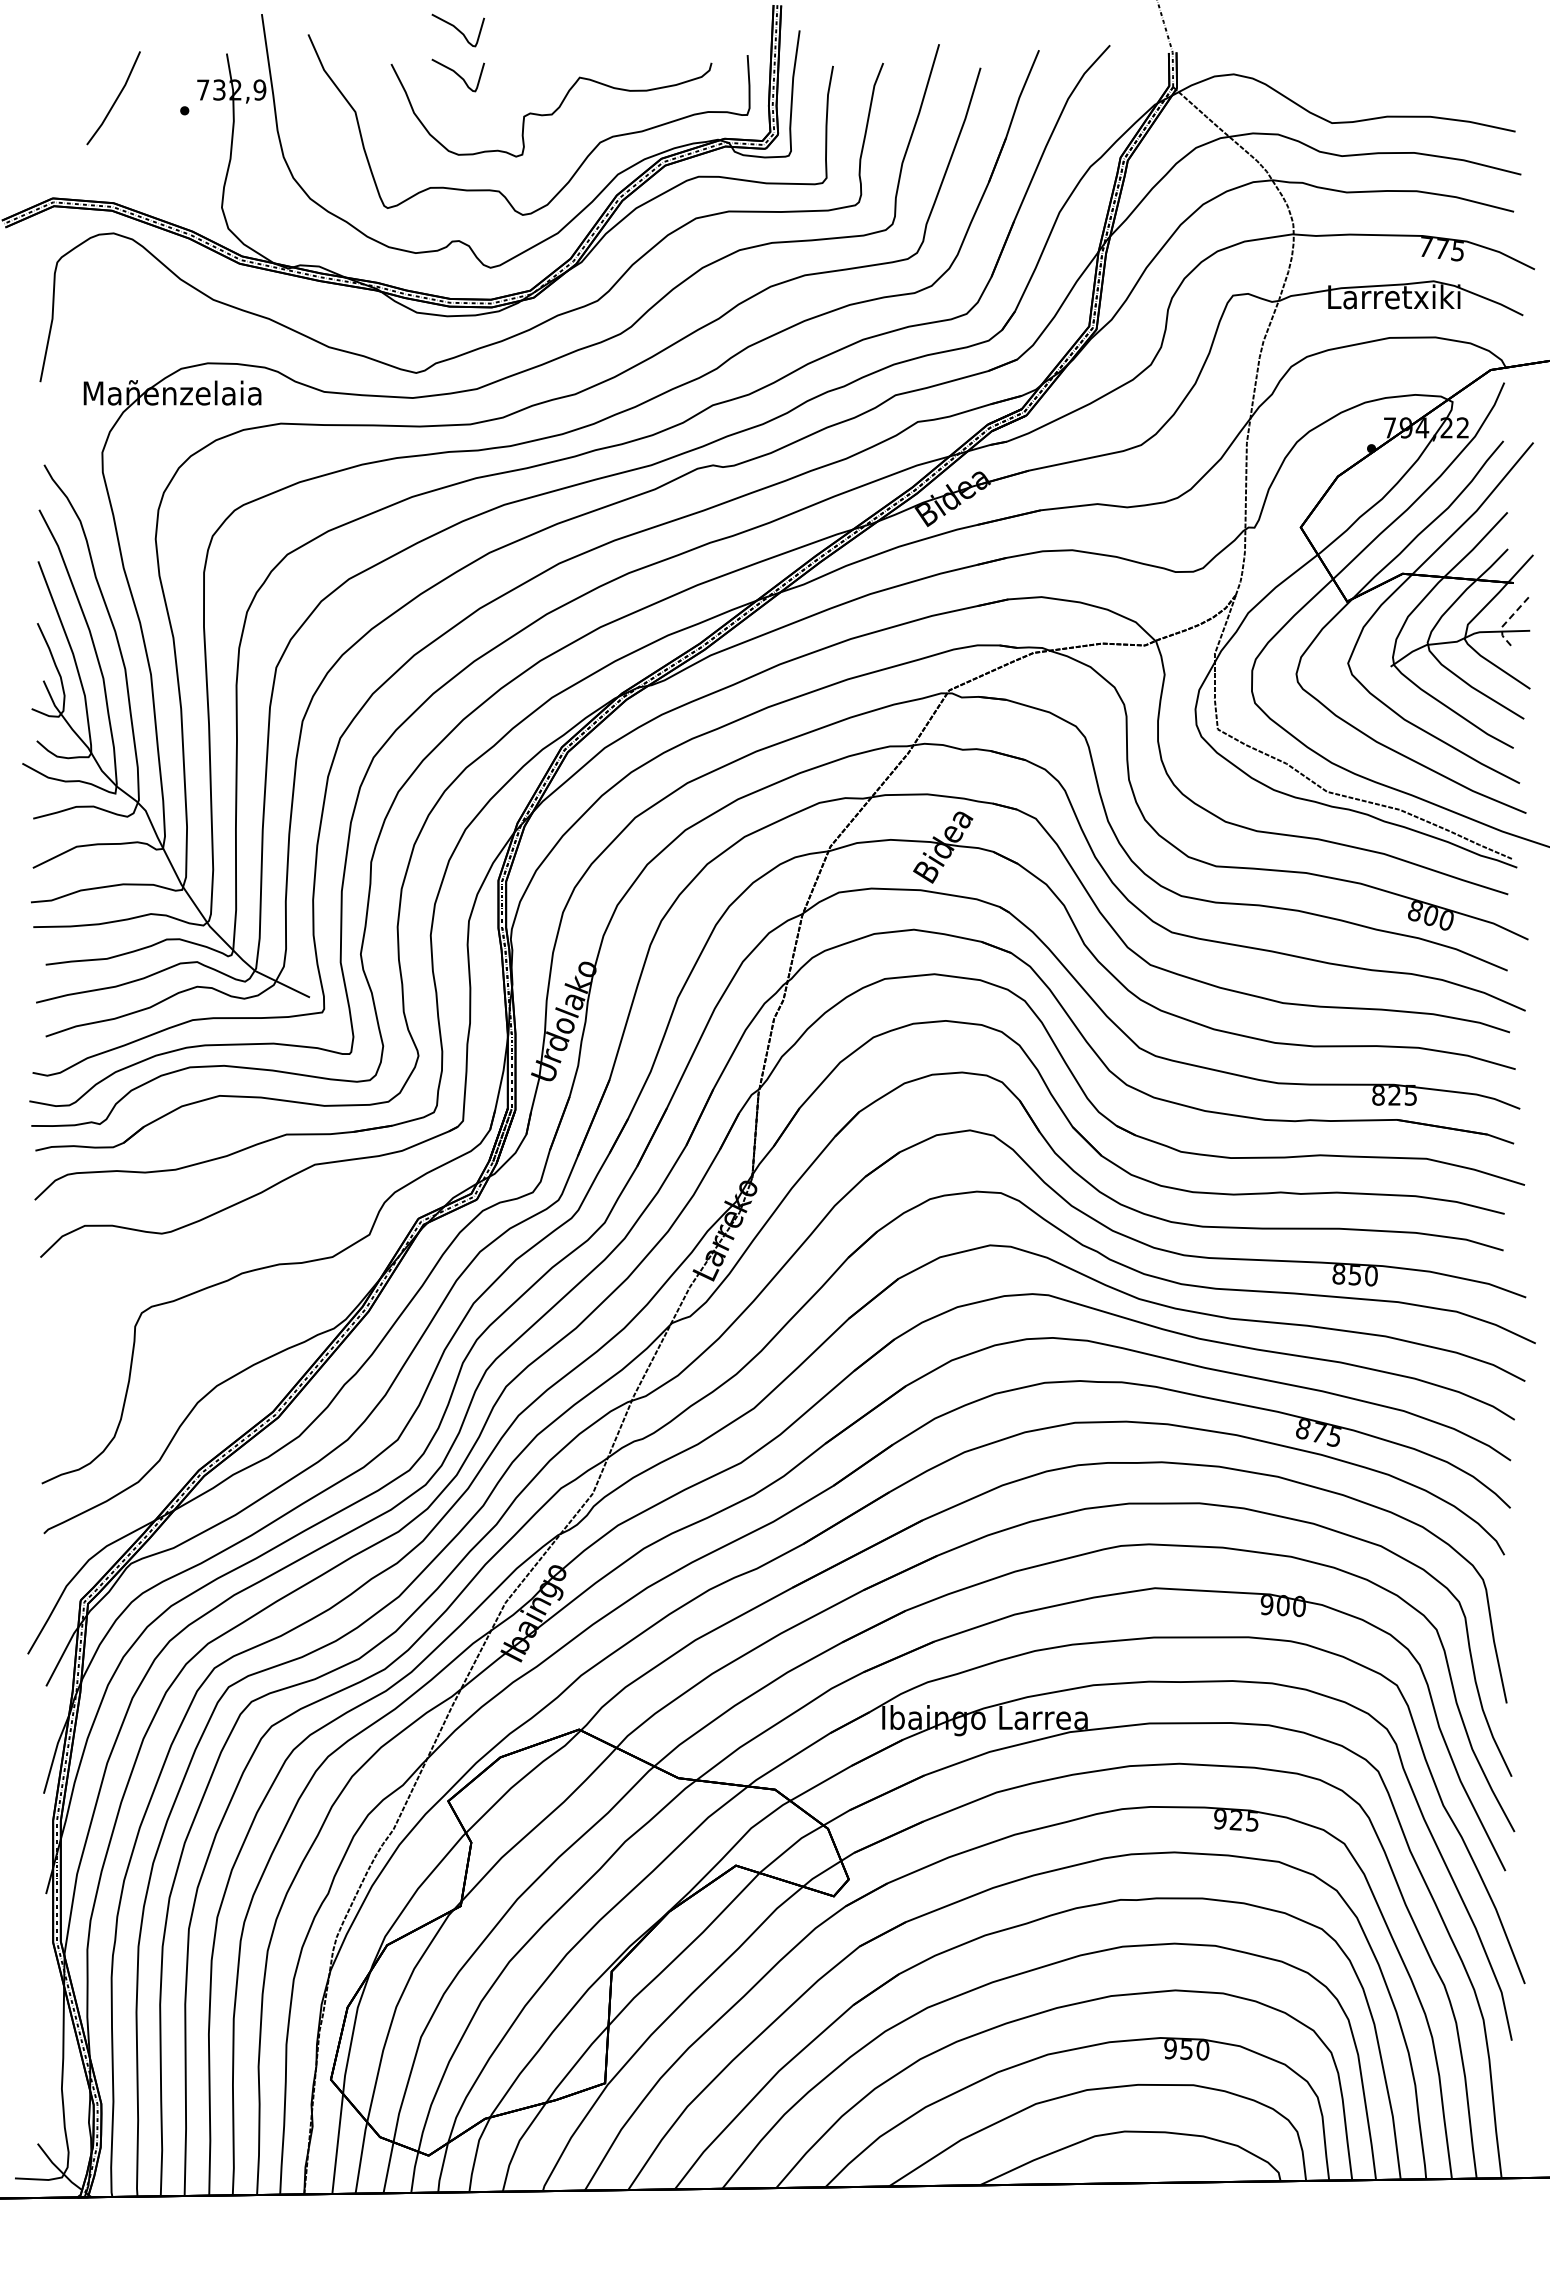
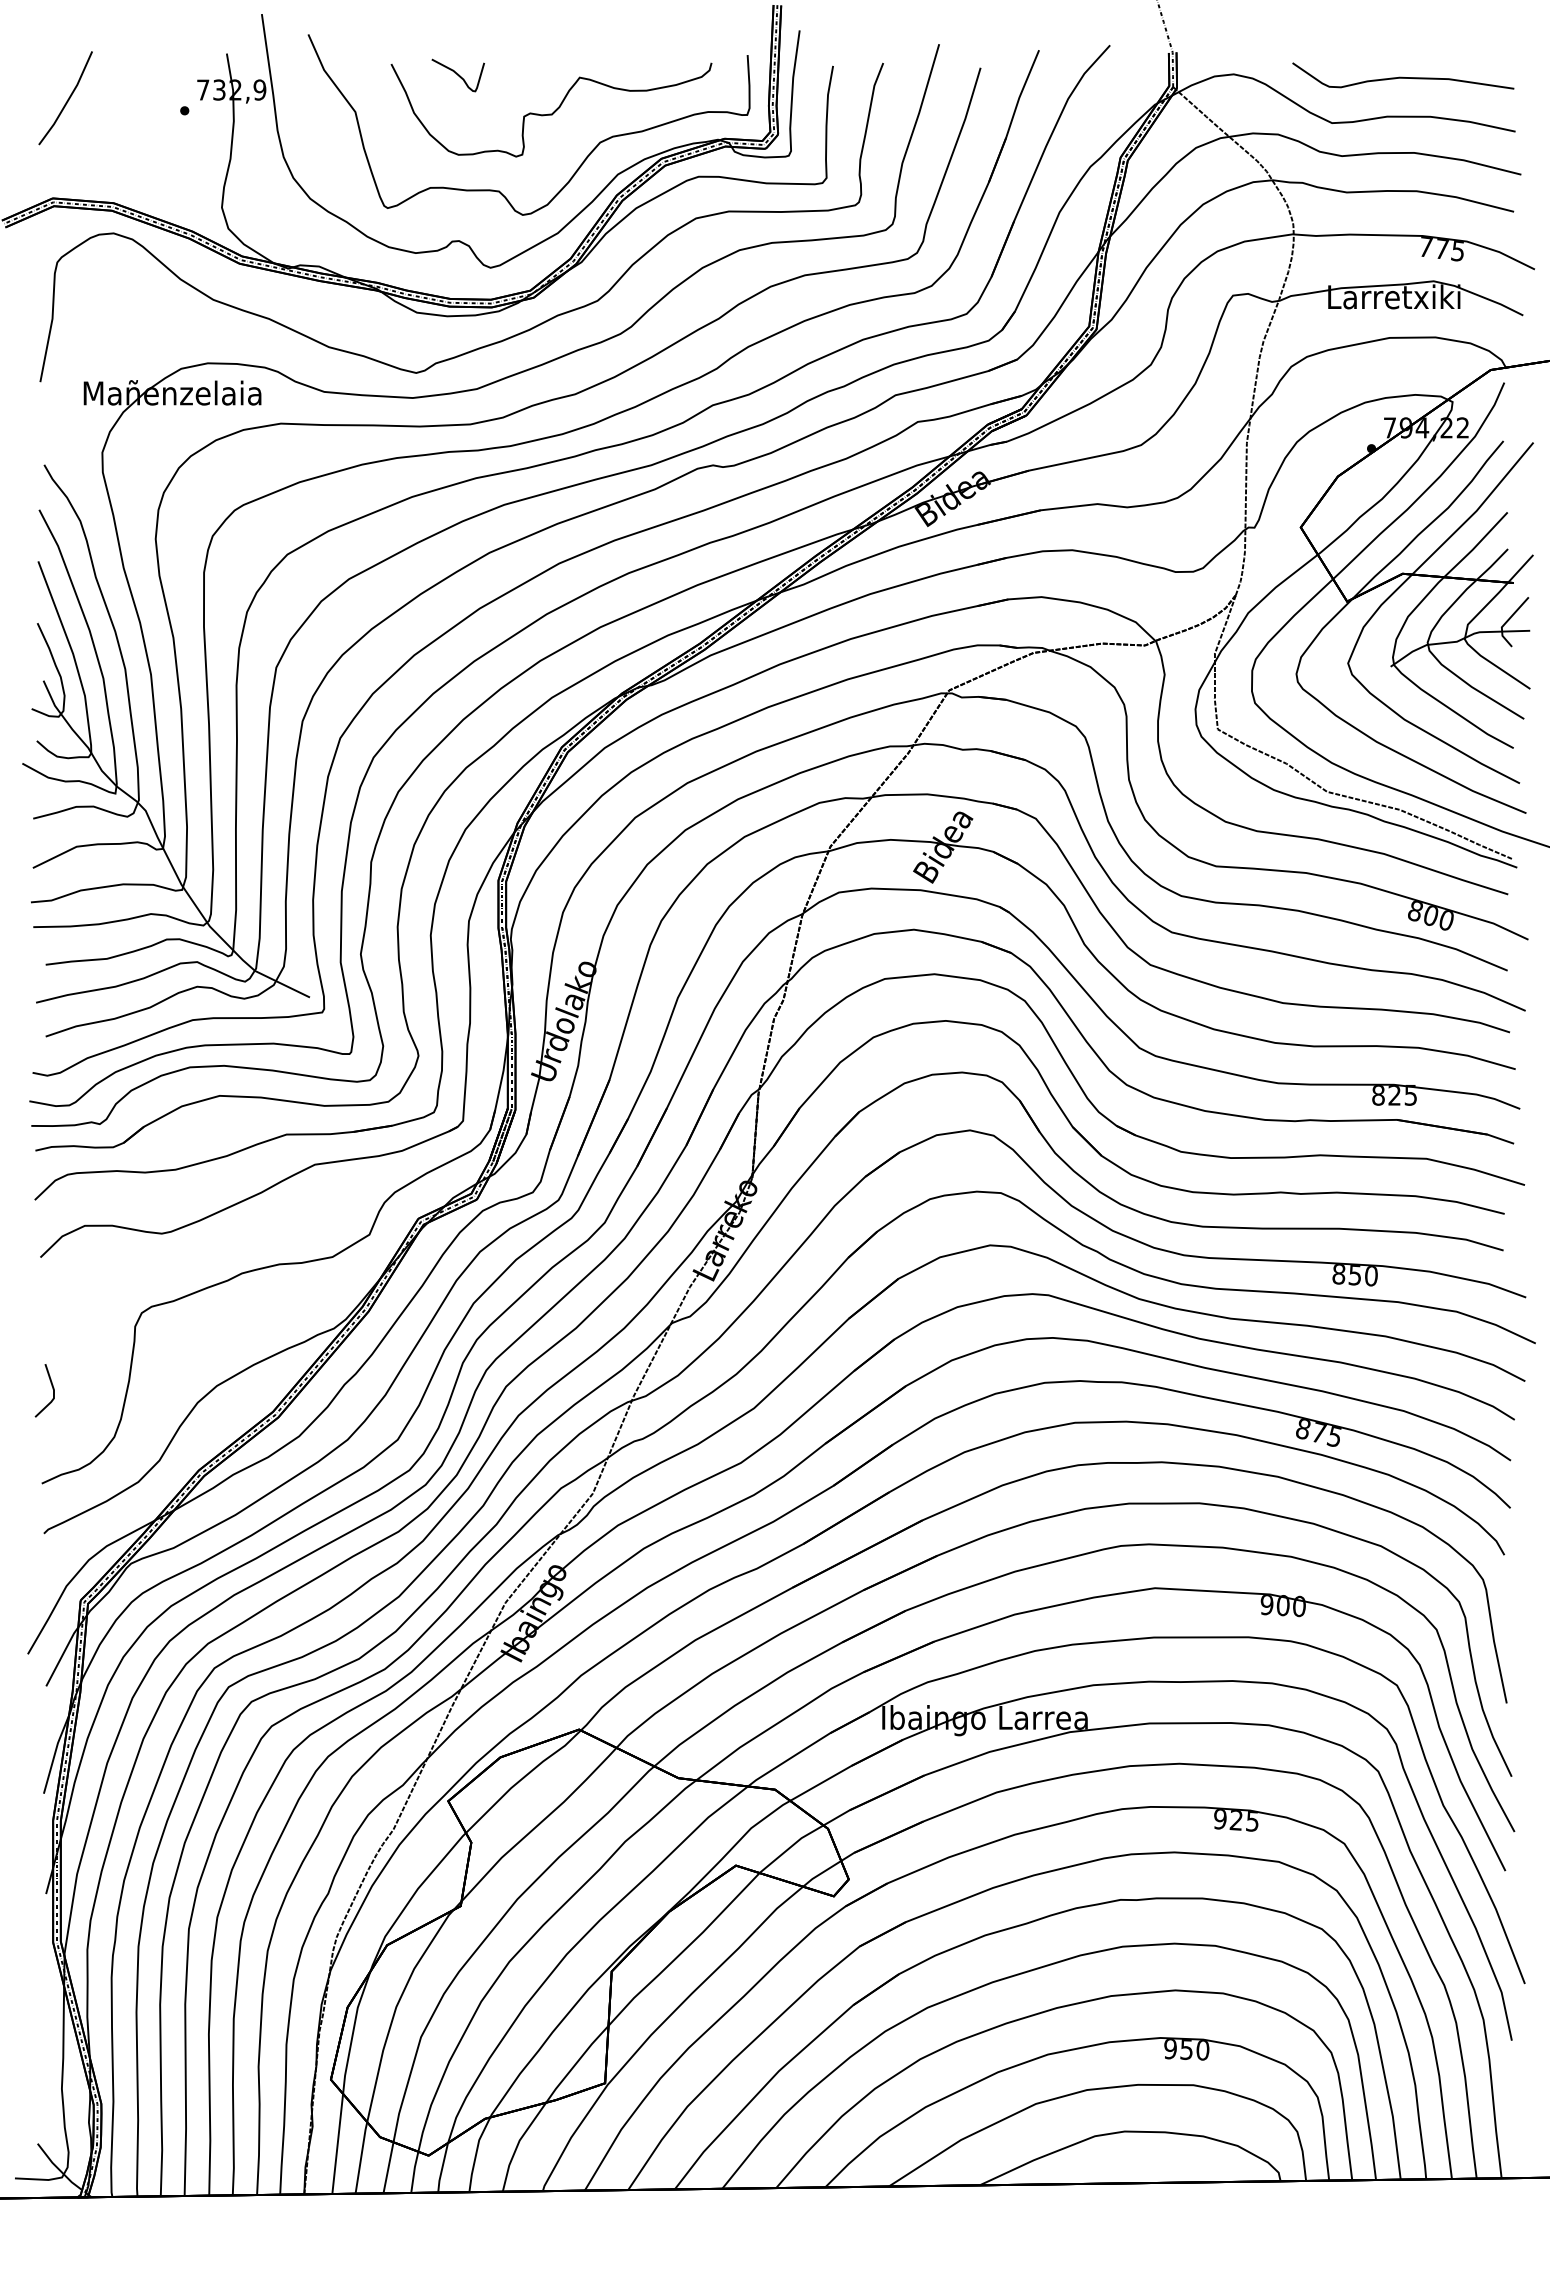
curve: present -> none (457, 30)
curve: none -> present (1402, 76)
line position: (115, 99) -> (67, 99) (67, 99)
line: dashed -> solid (1506, 622)
line: none -> present (51, 1386)
